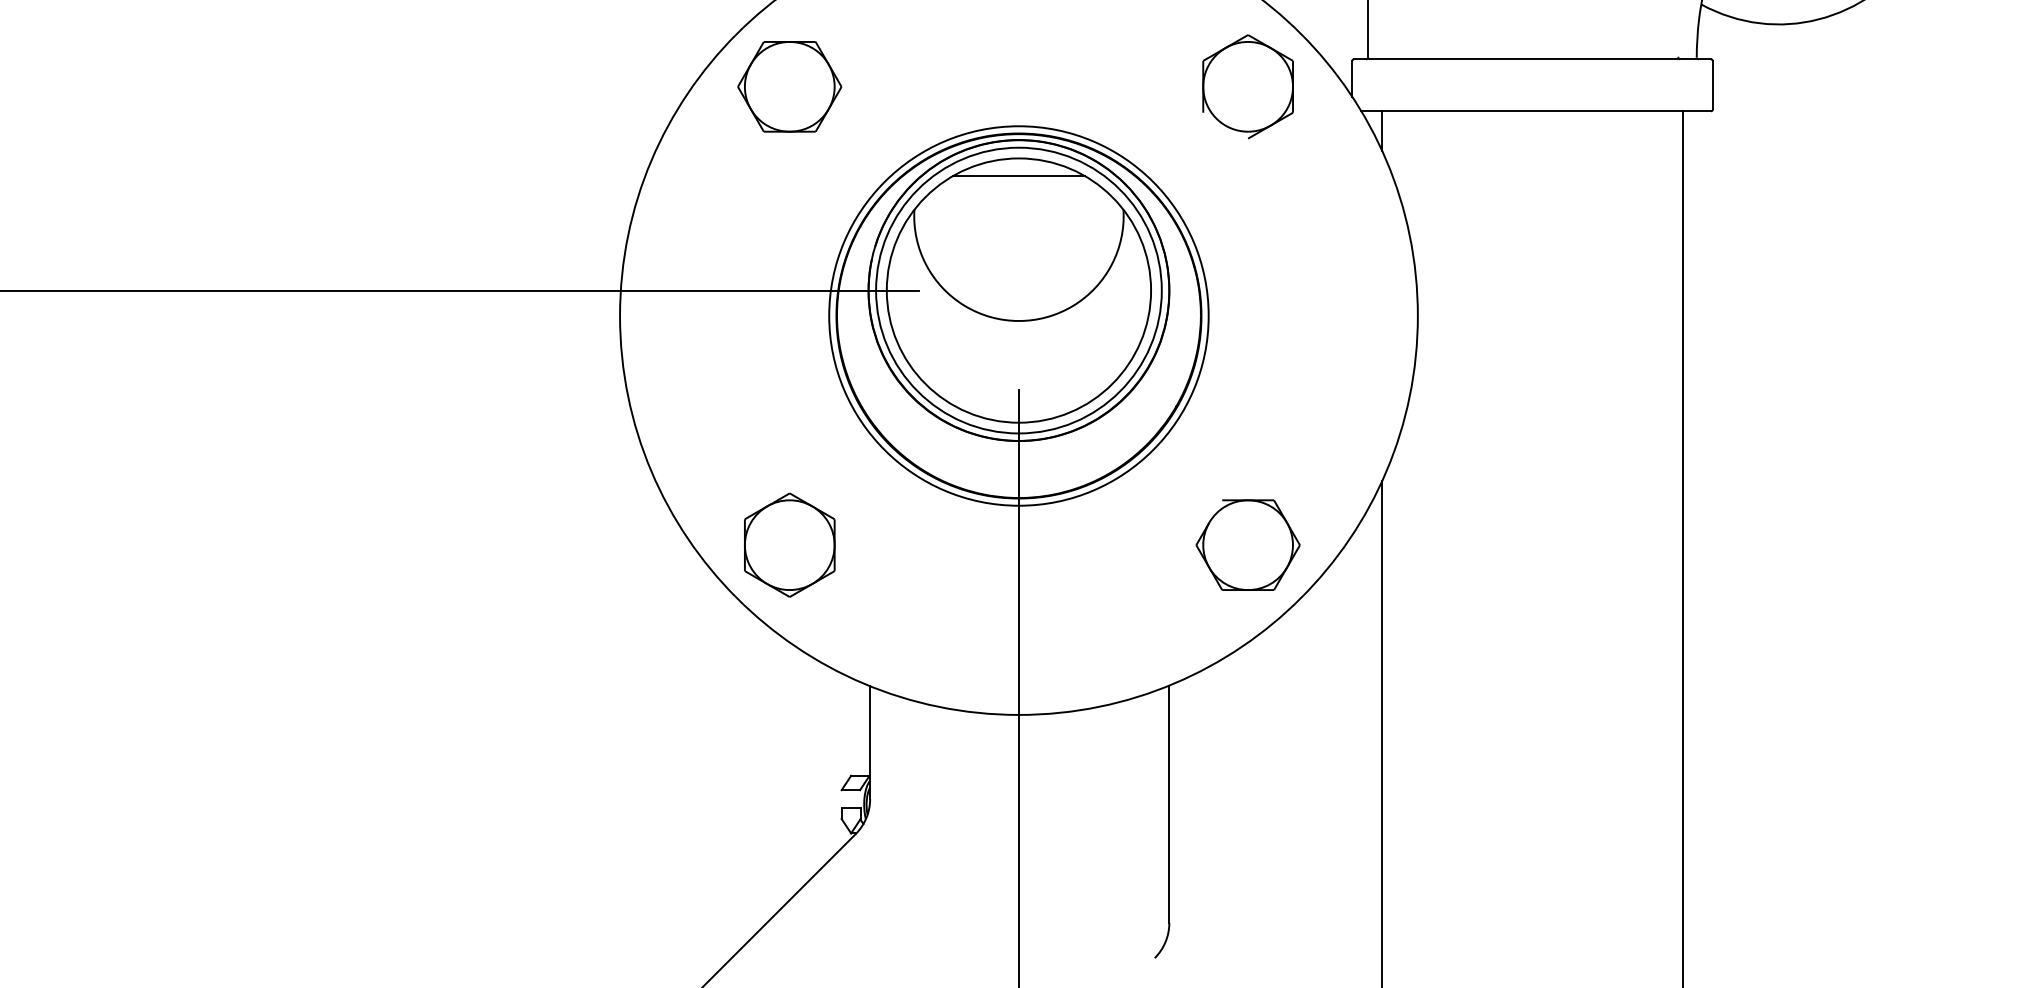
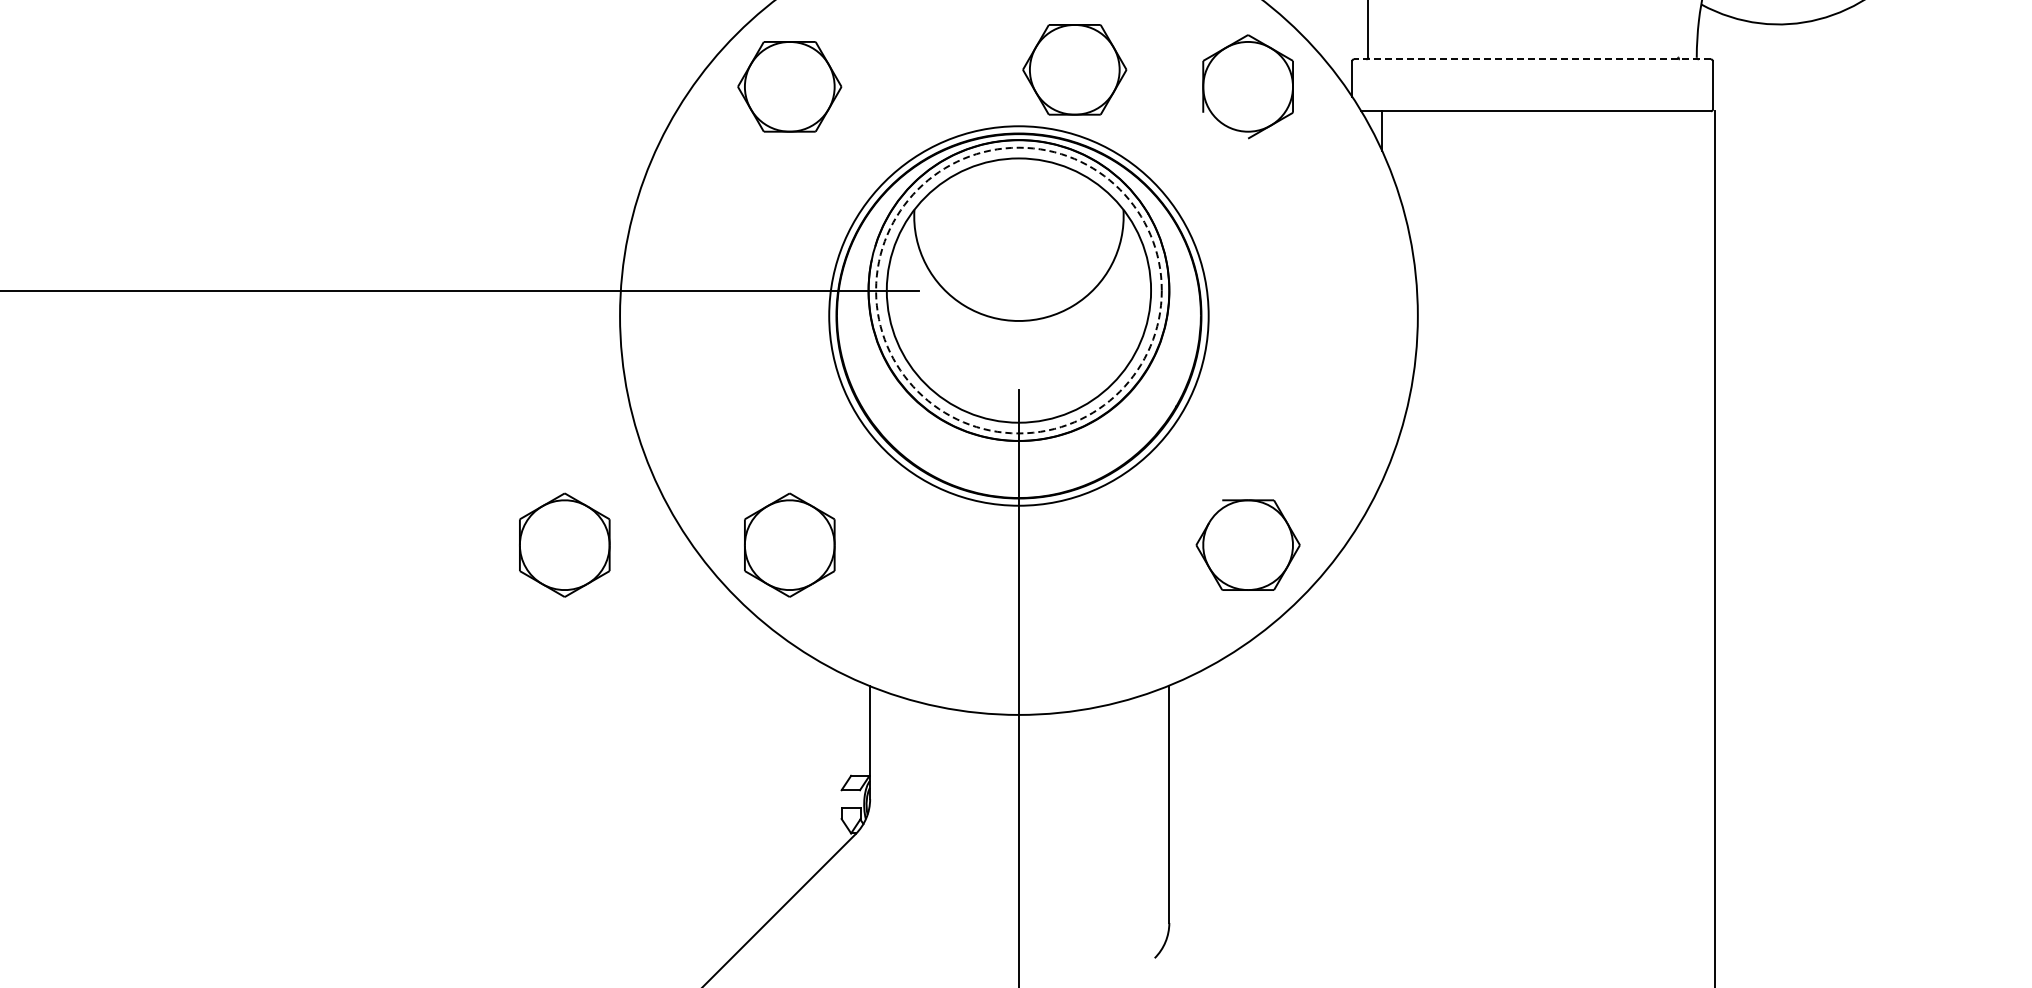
line: solid -> dashed (1532, 59)
part: none -> present (1074, 69)
line: present -> none (1018, 176)
circle: solid -> dashed (1018, 290)
part: none -> present (564, 544)
line position: (1682, 547) -> (1714, 547) (1714, 547)
line: present -> none (1382, 732)
